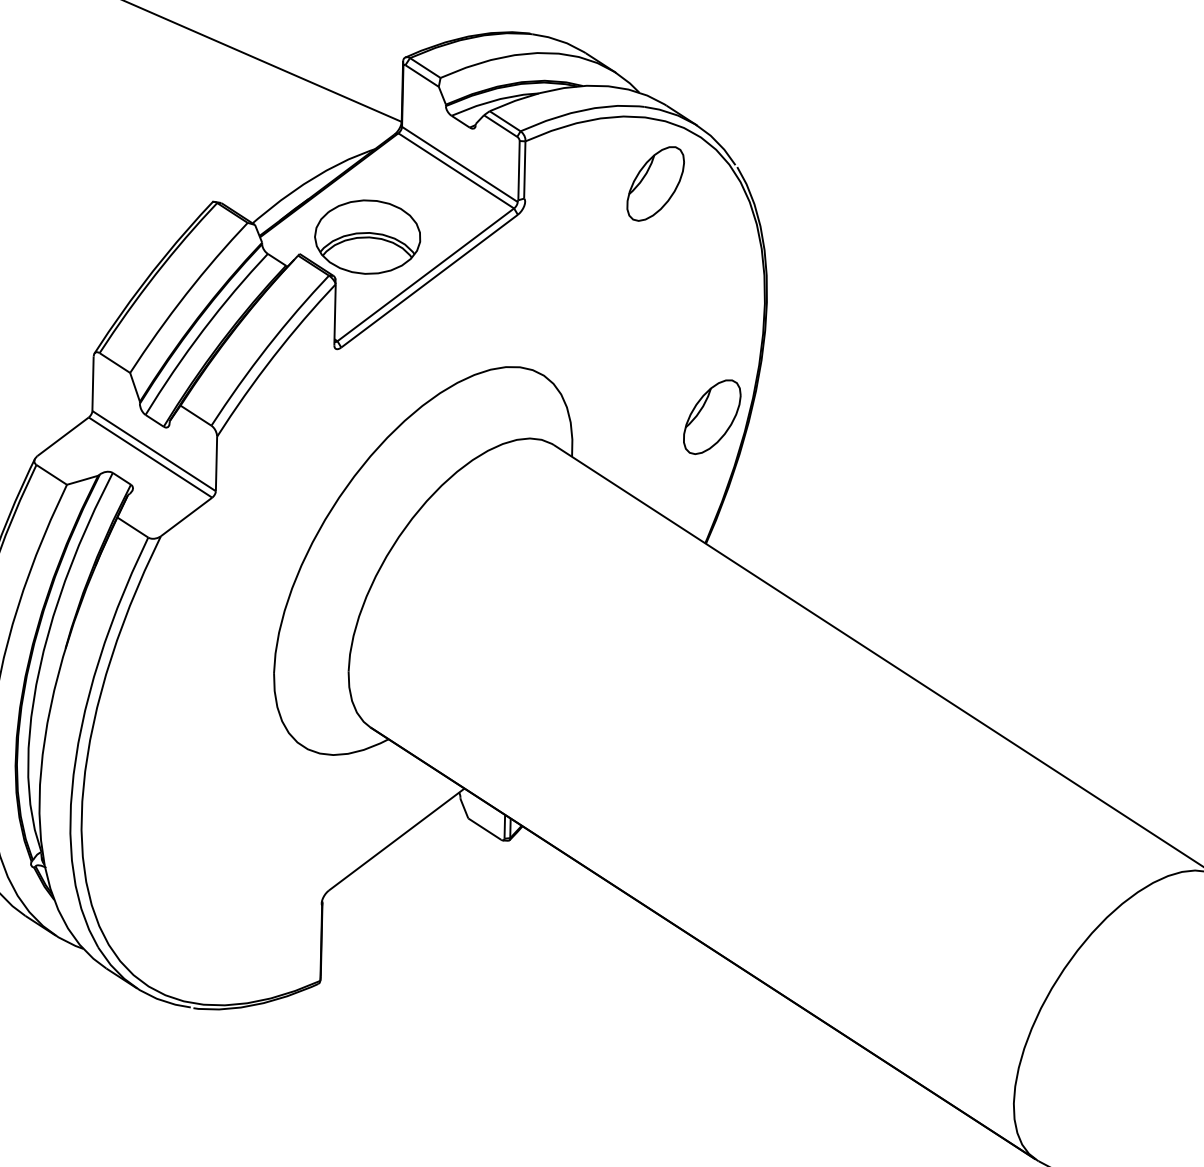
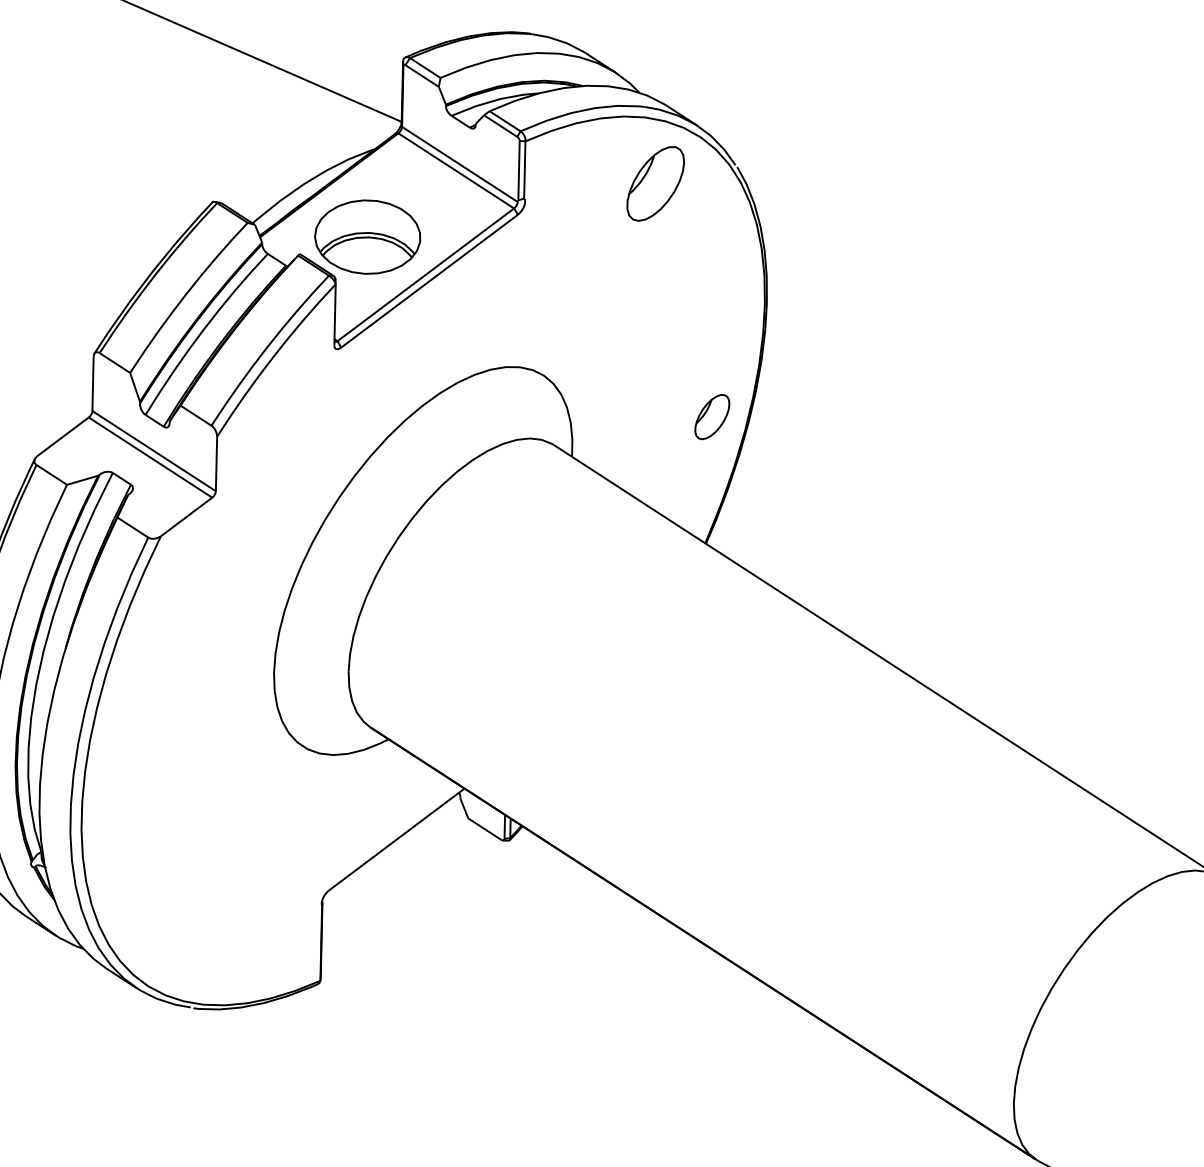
part size: 59x76 px -> 37x47 px (712, 417)
